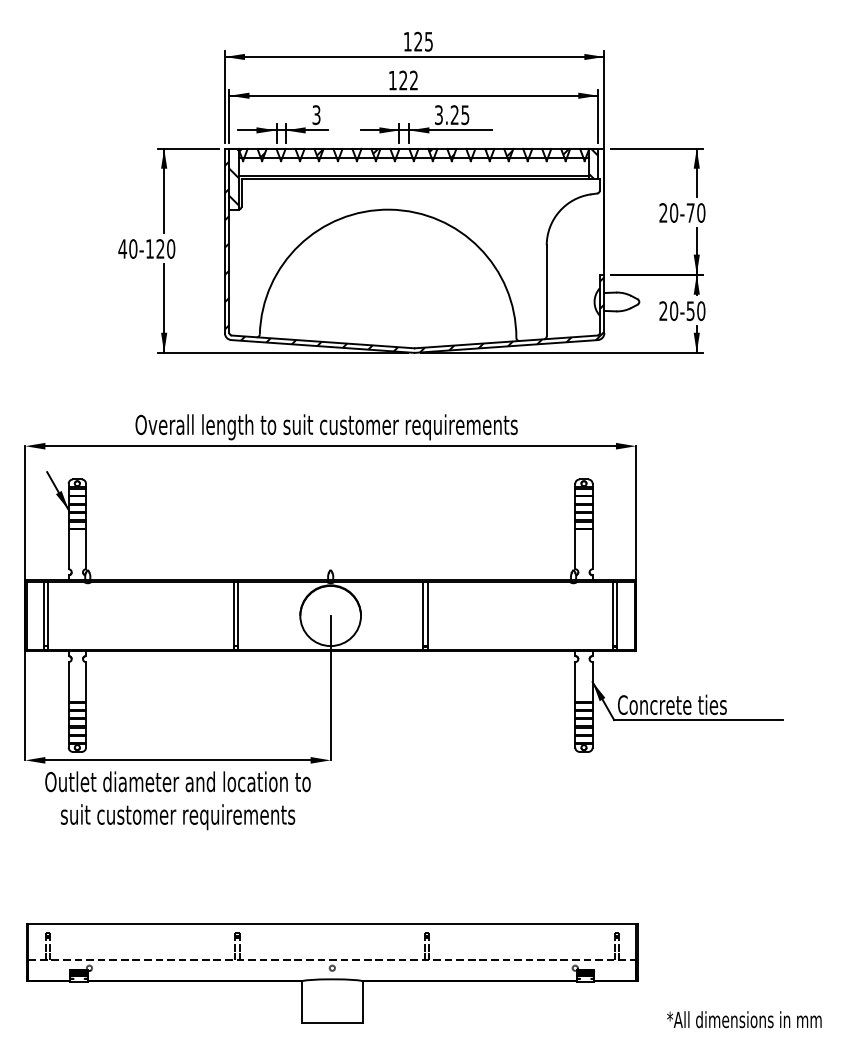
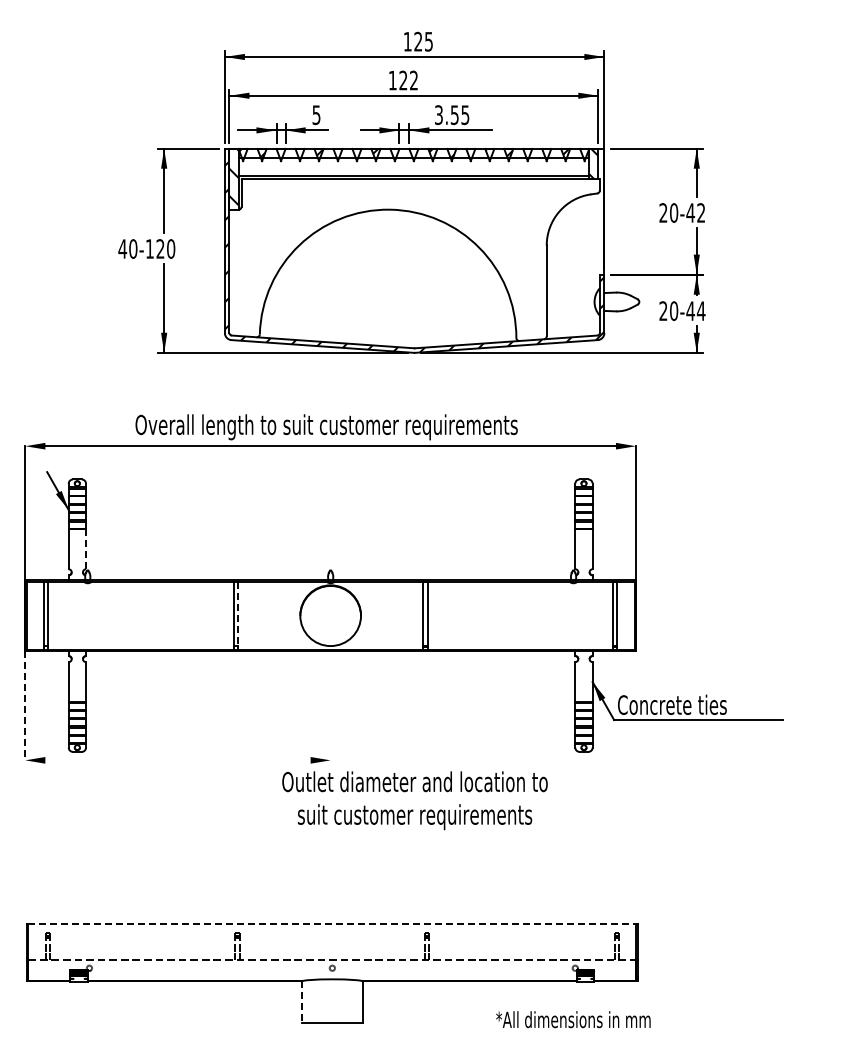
text: 3 -> 5 (316, 114)
text: 3.25 -> 3.55 (454, 115)
text: 20-70 -> 20-42 (695, 212)
text: 20-50 -> 20-44 (695, 311)
line: solid -> dashed (86, 548)
line: solid -> dashed (238, 614)
line: present -> none (330, 688)
line: solid -> dashed (25, 705)
line: present -> none (177, 760)
text position: (177, 800) -> (414, 800) (414, 800)
line: solid -> dashed (332, 924)
line: solid -> dashed (302, 1002)
text position: (744, 1019) -> (573, 1019) (573, 1019)
